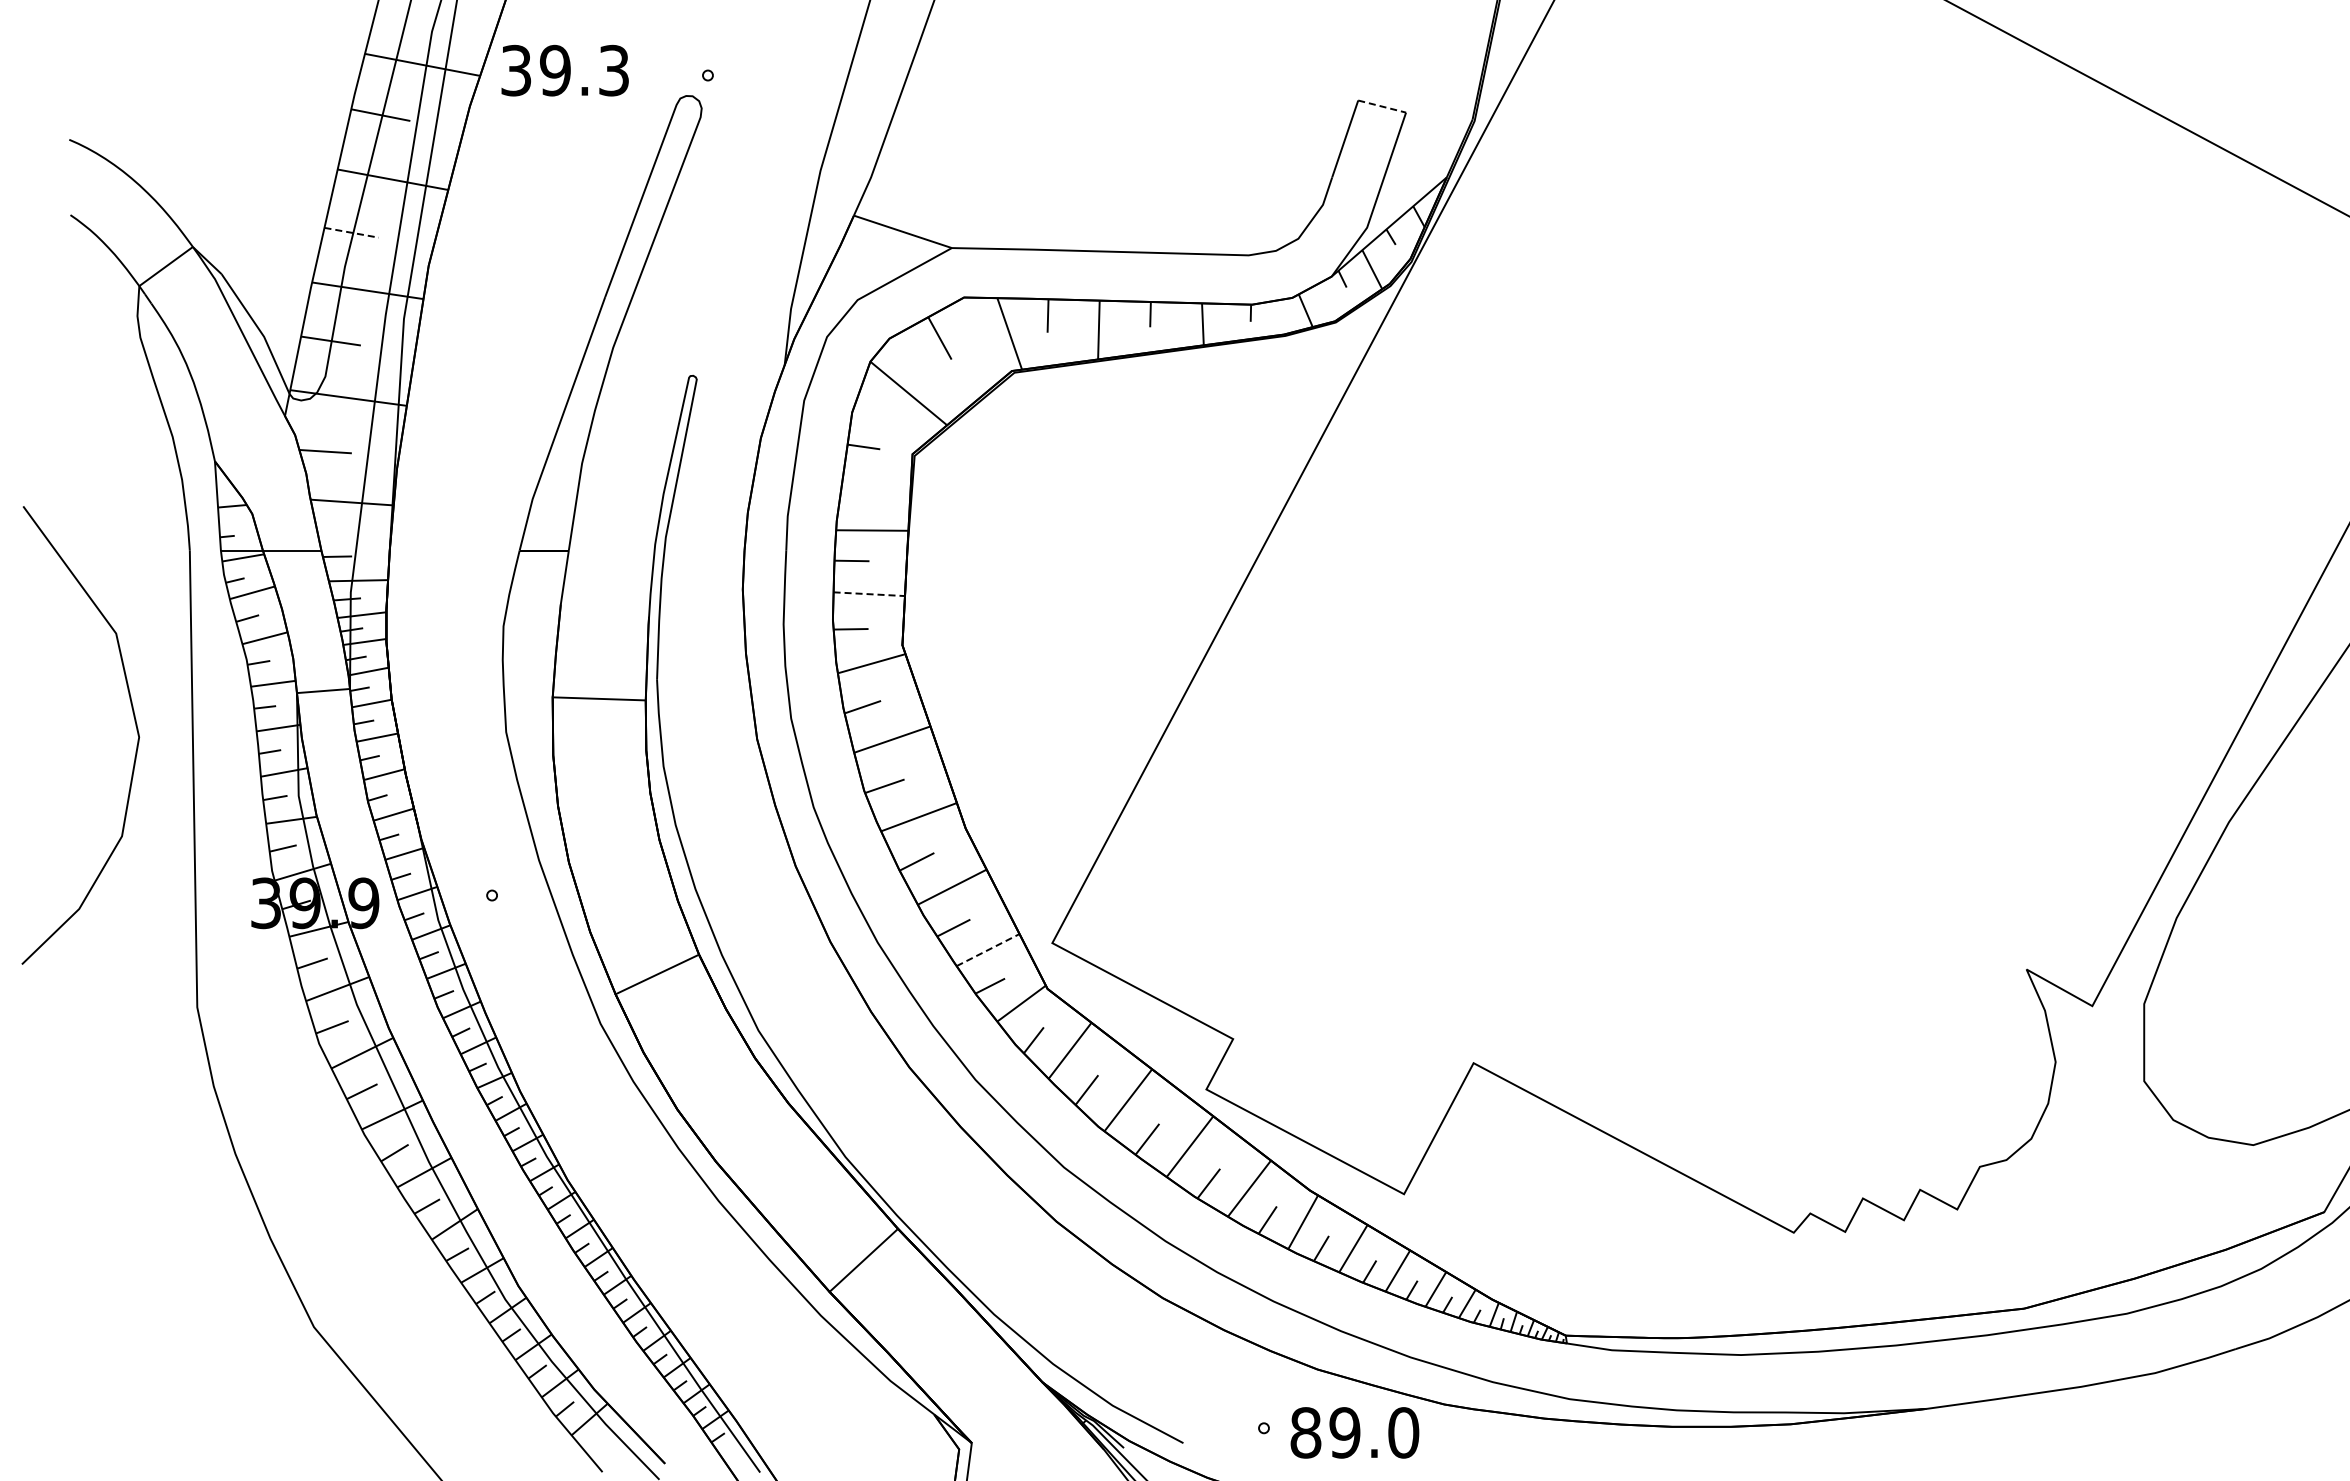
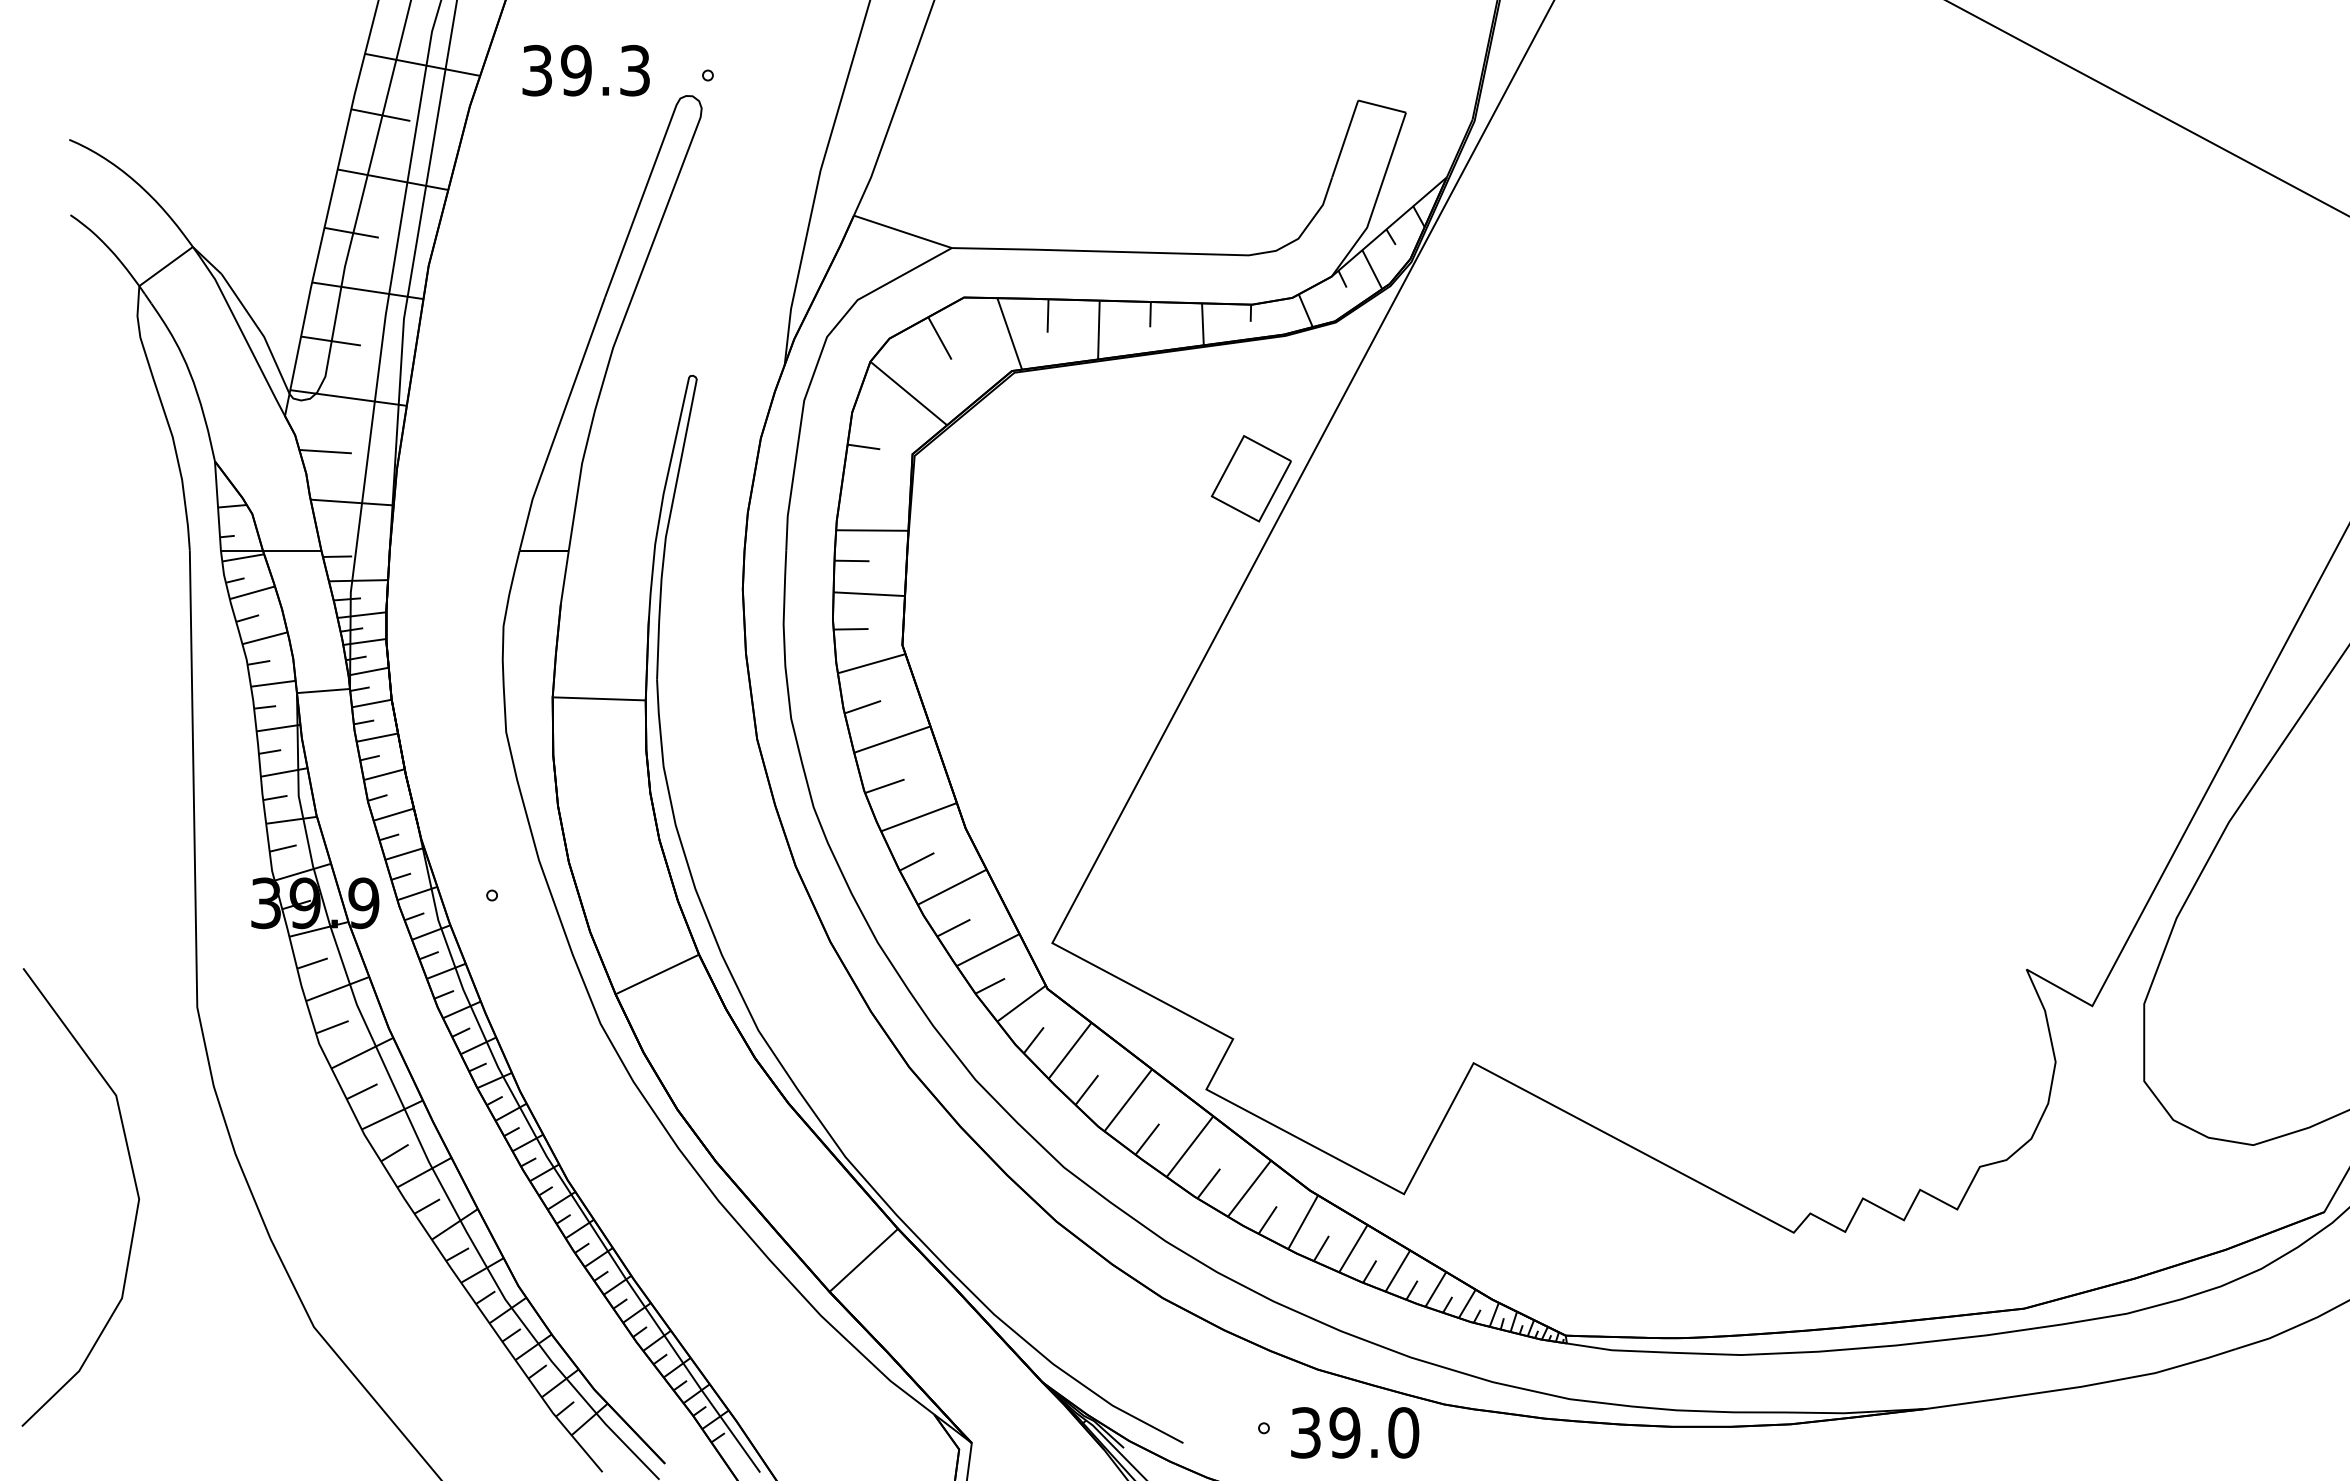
text position: (564, 70) -> (585, 70) (585, 70)
line: dashed -> solid (1382, 106)
line: dashed -> solid (351, 232)
part: none -> present (1250, 478)
line: dashed -> solid (869, 594)
curve position: (135, 726) -> (135, 1188) (135, 1188)
line: dashed -> solid (988, 949)
text: 89.0 -> 39.0 (1305, 1432)
